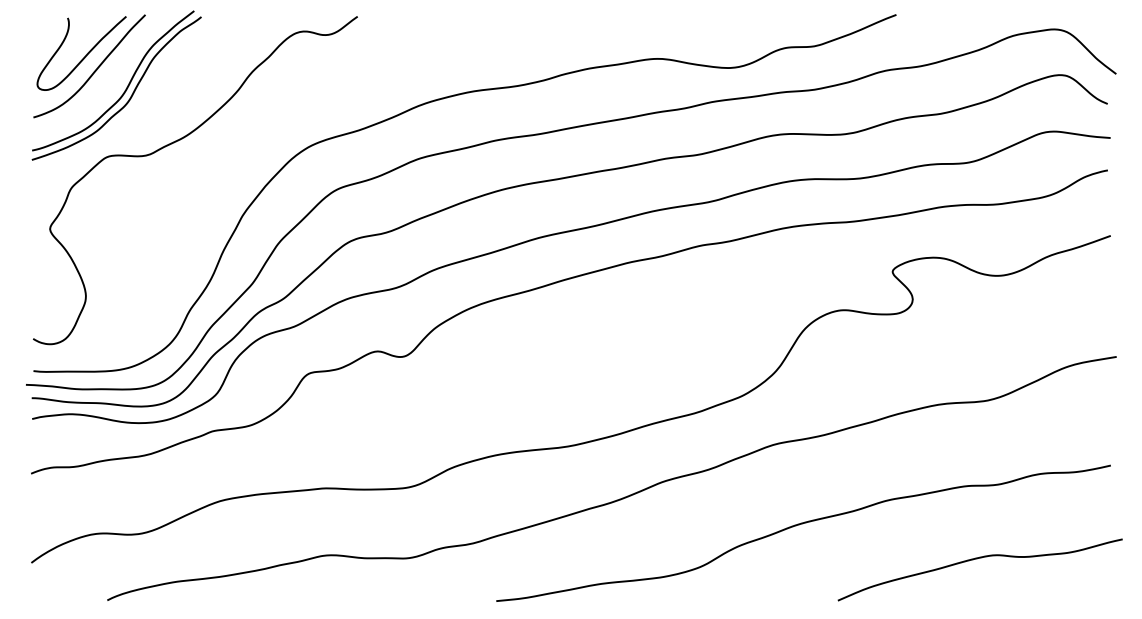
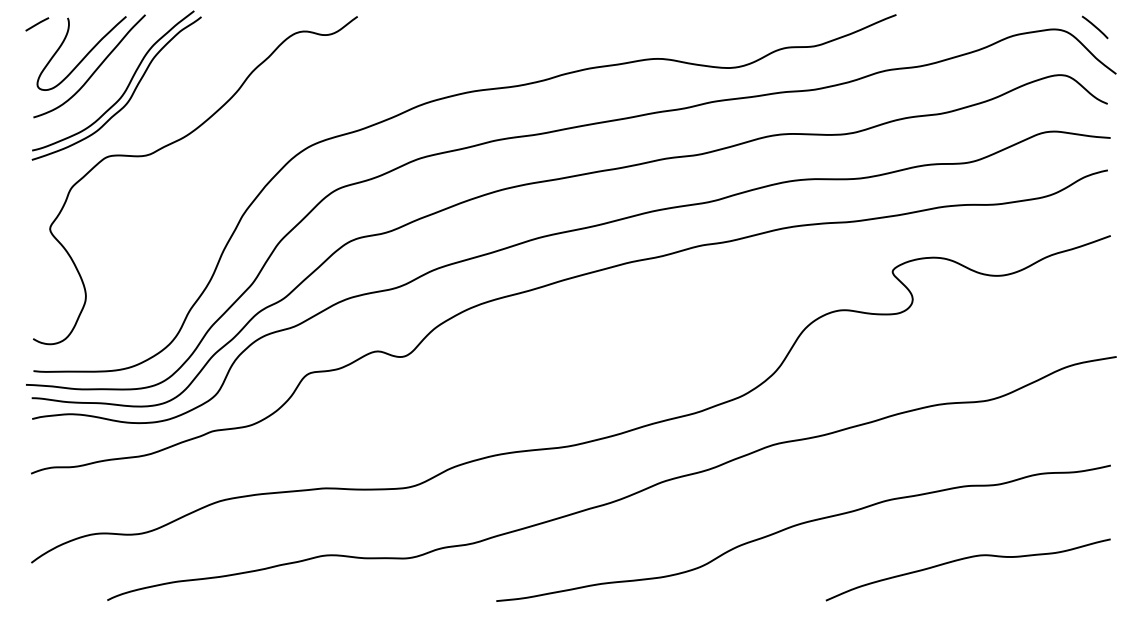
line: none -> present (37, 24)
line: none -> present (1095, 27)
curve position: (977, 559) -> (965, 559) (965, 559)
